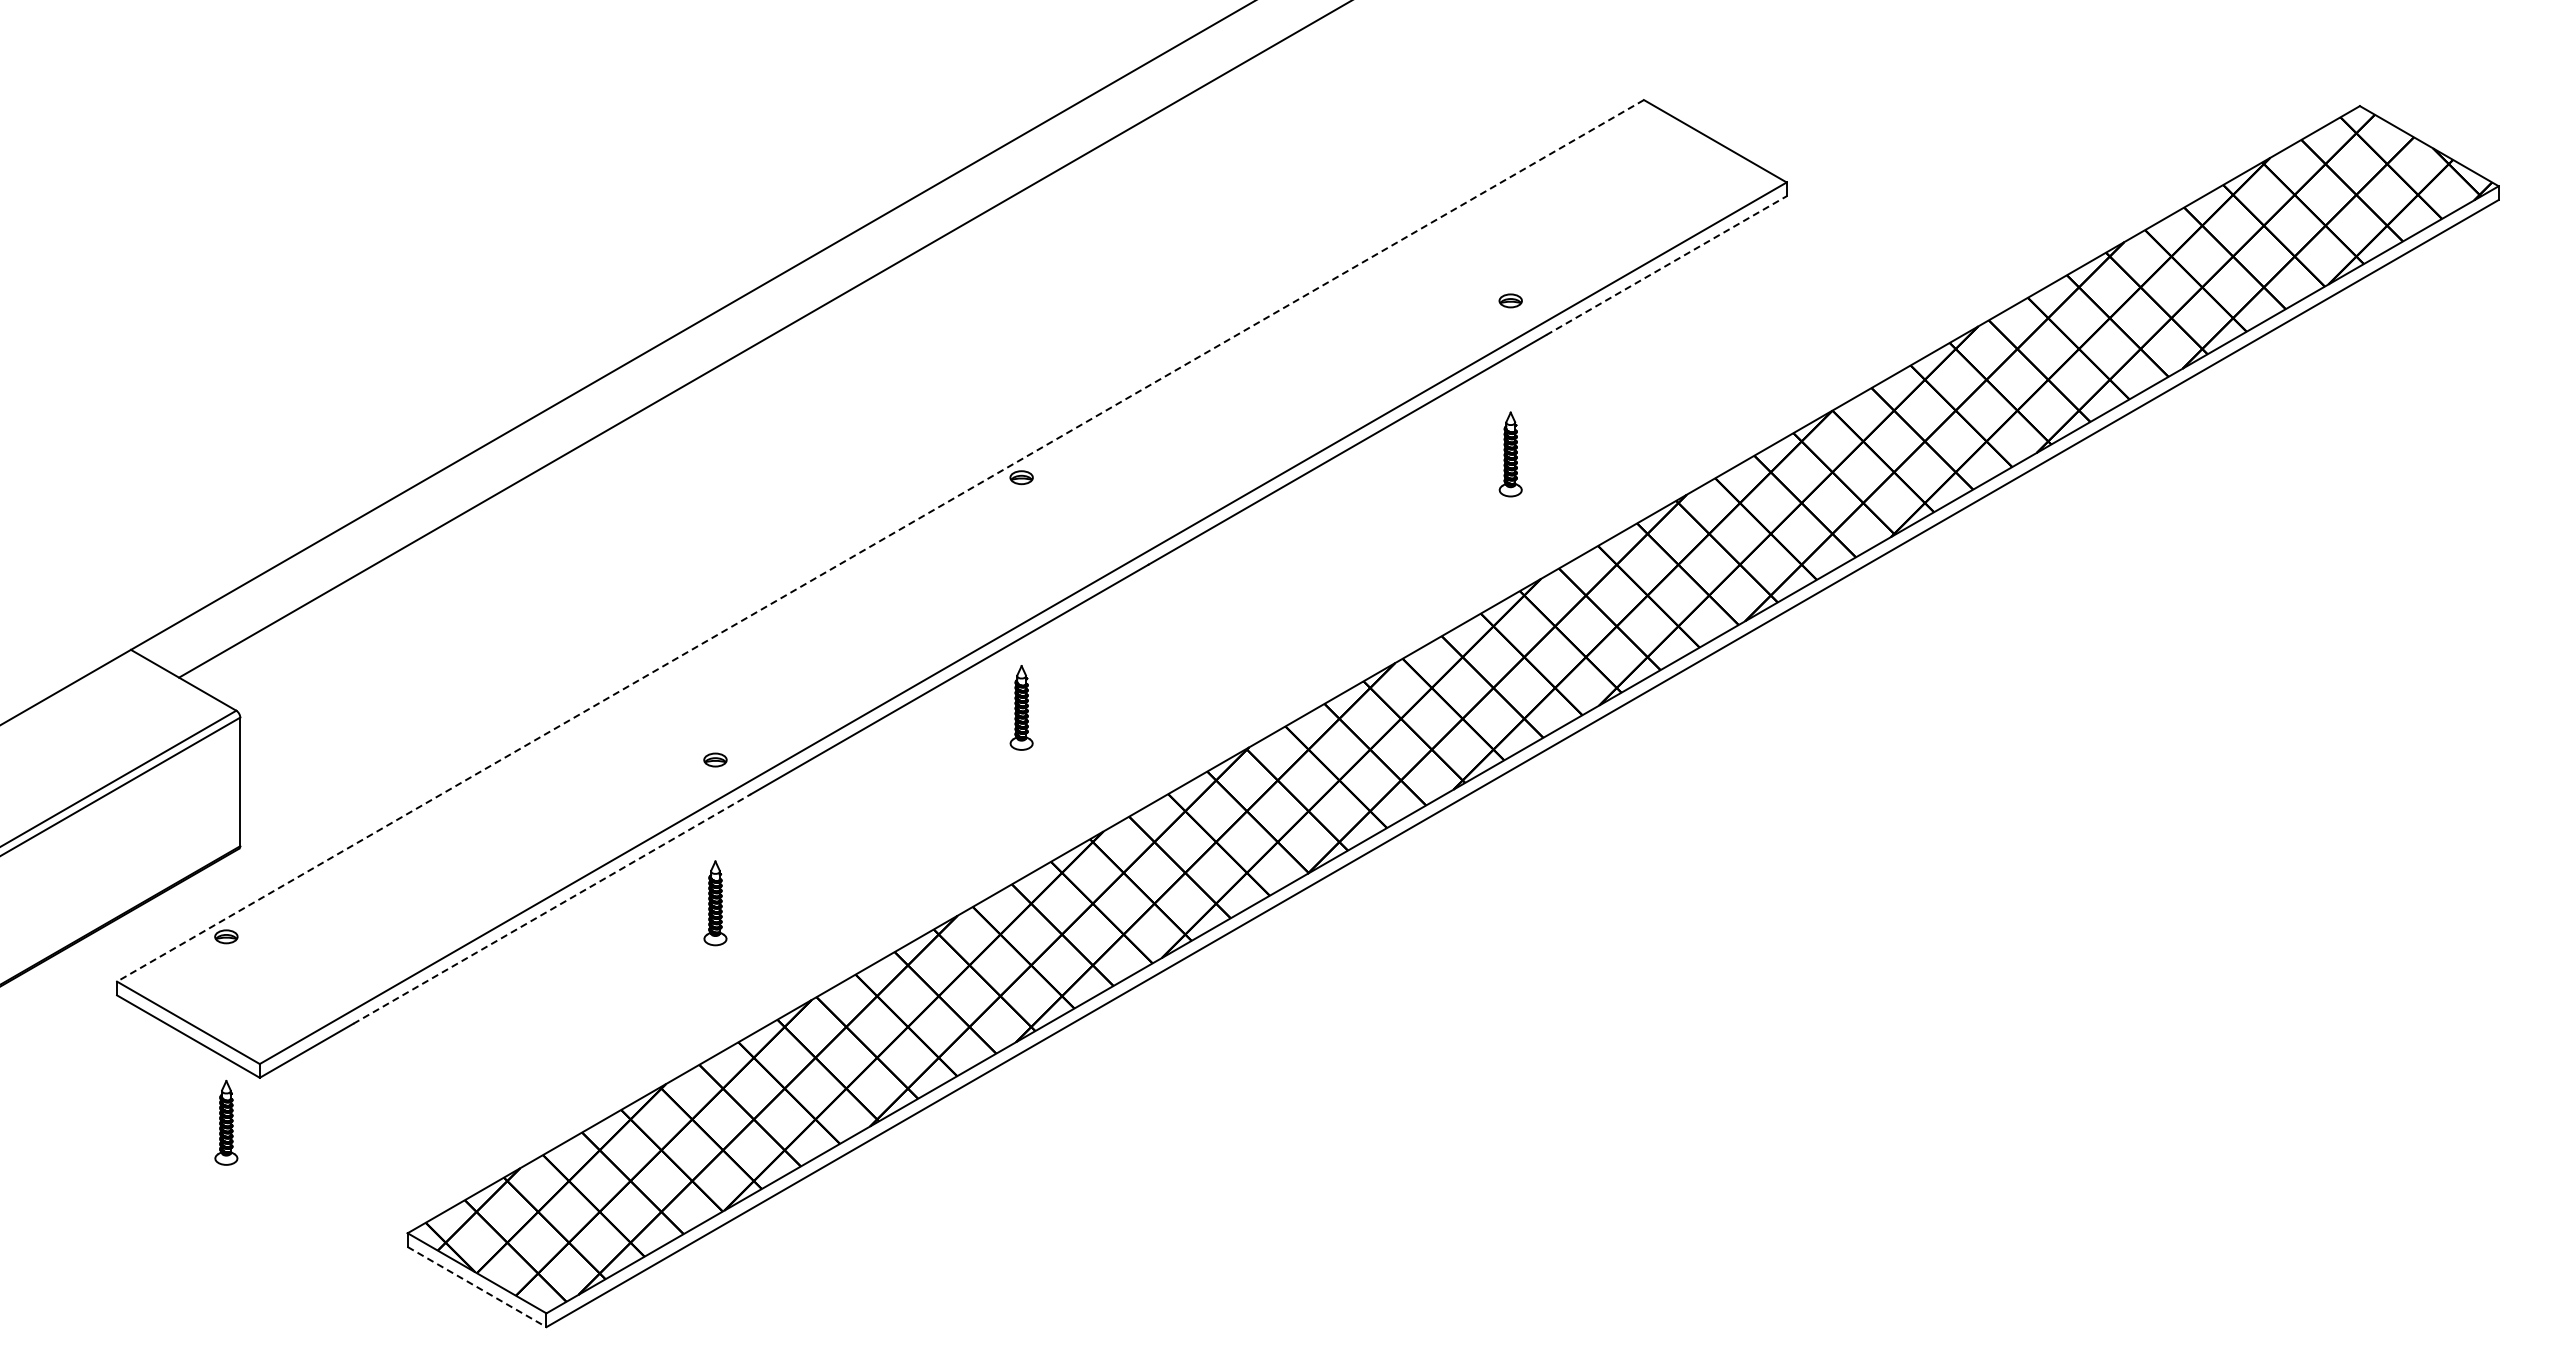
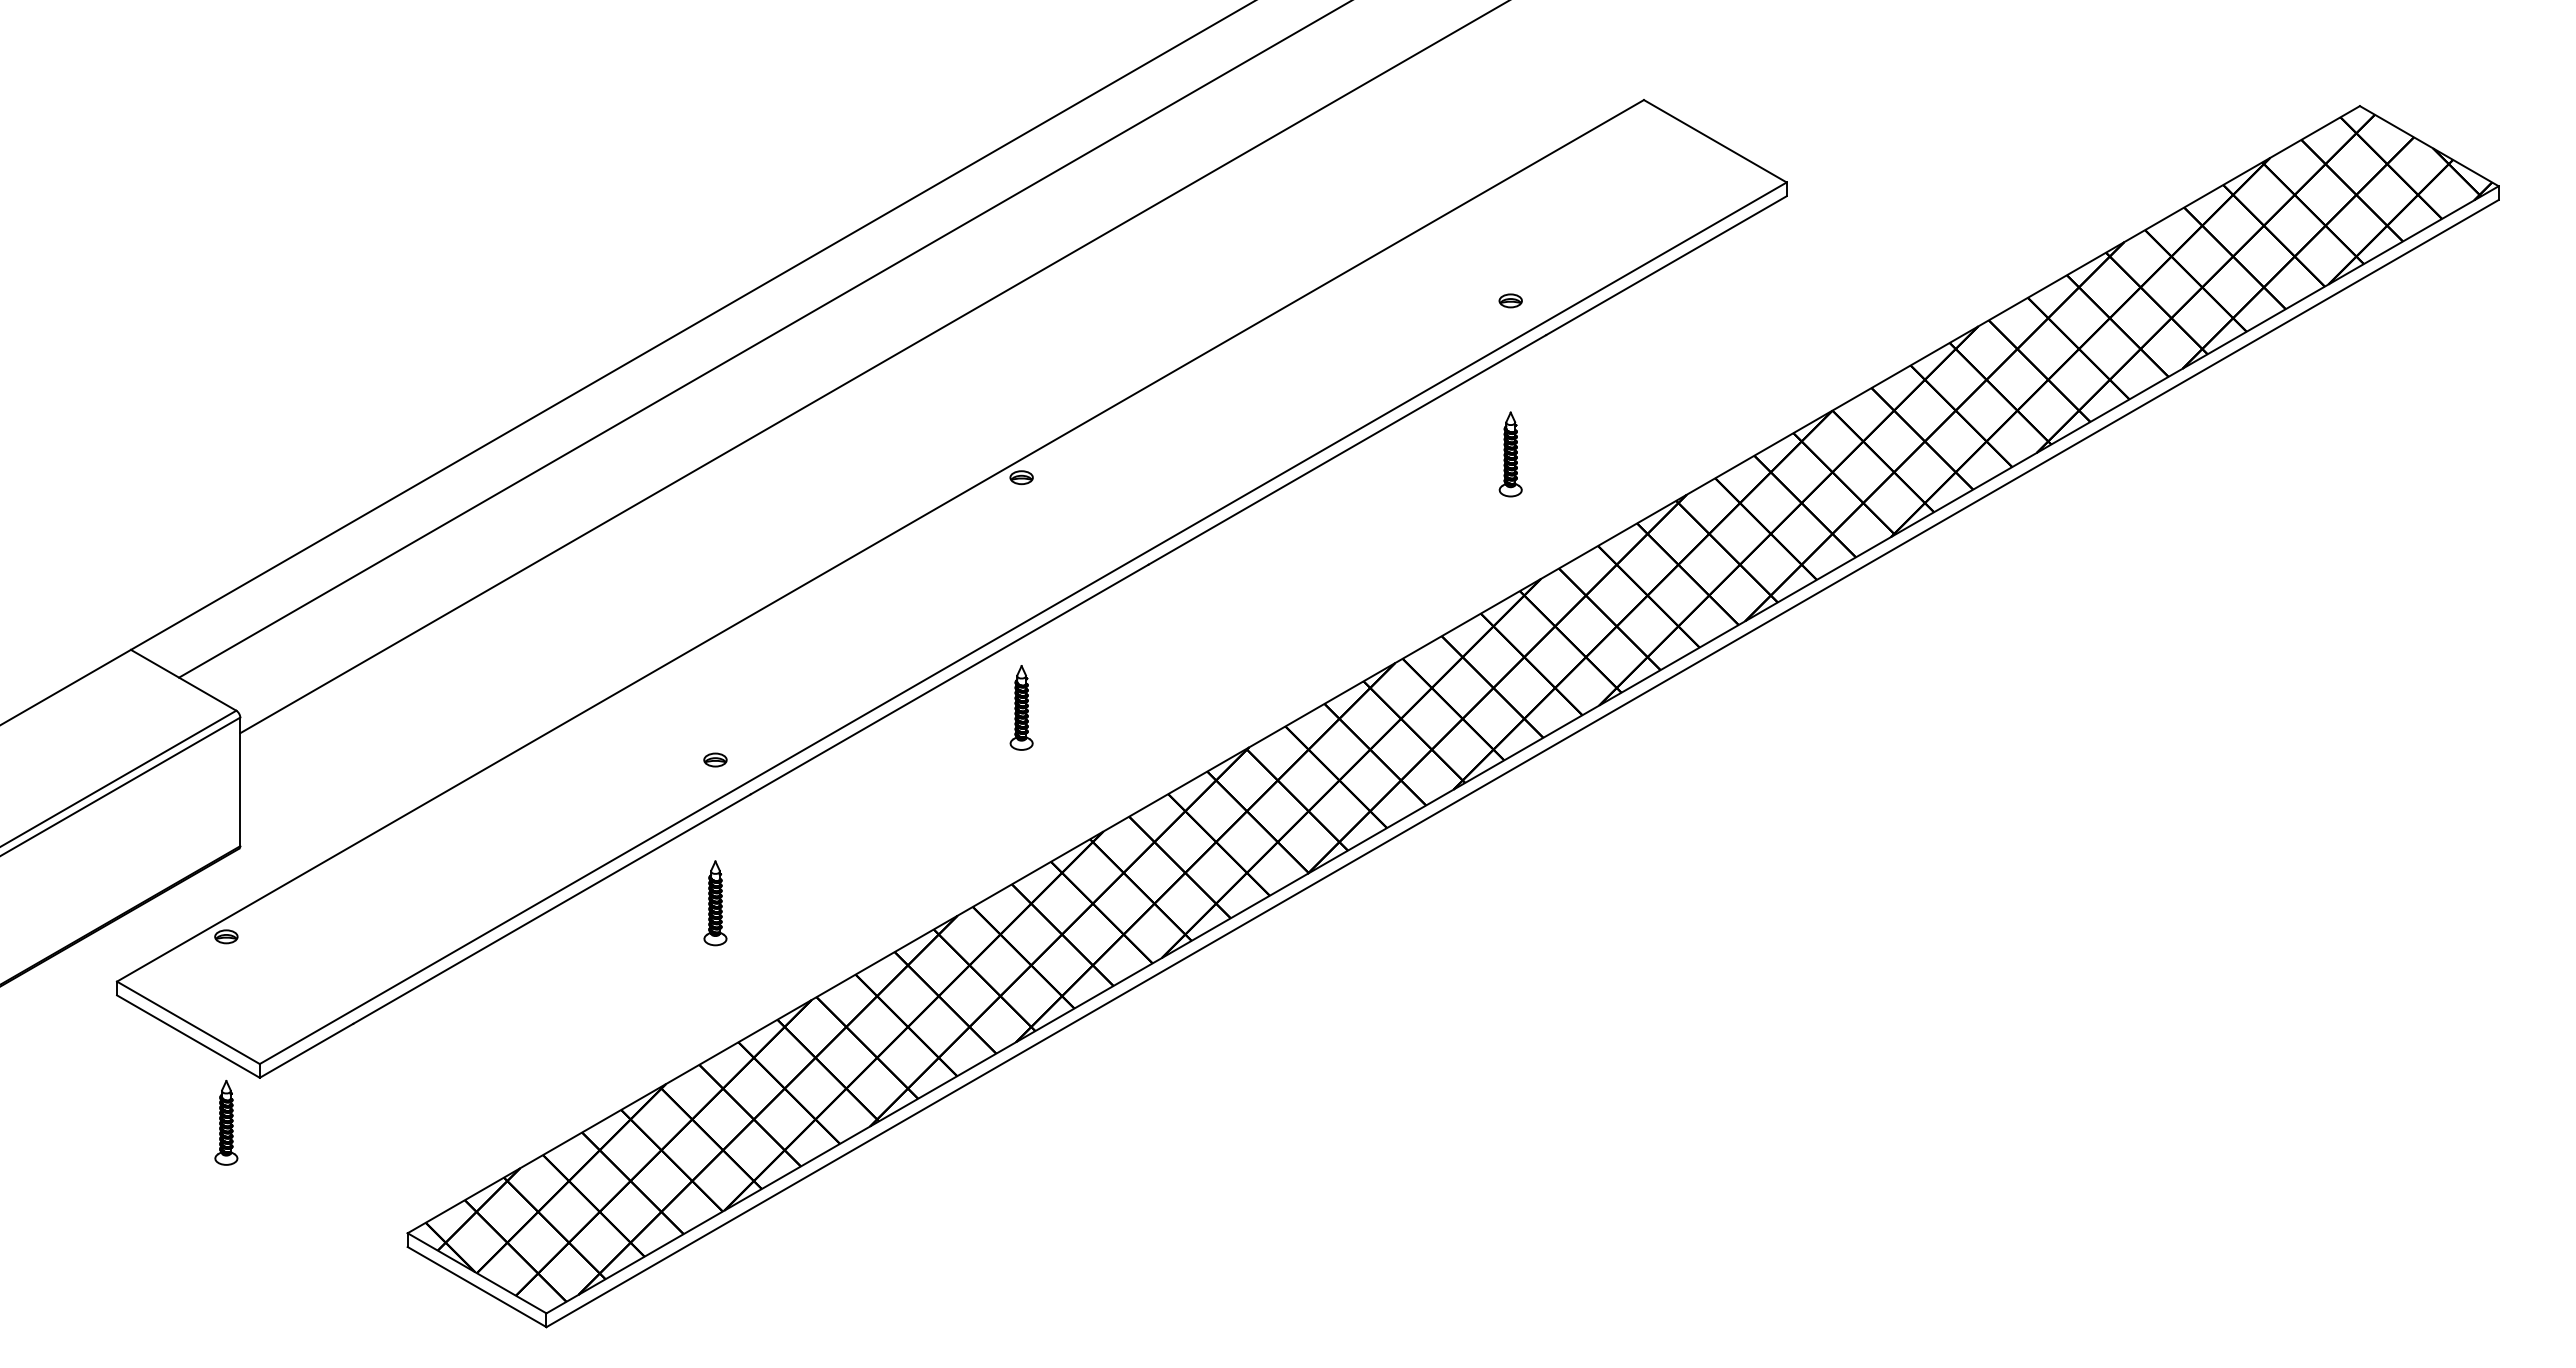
line: dashed -> solid (1666, 265)
line: none -> present (873, 367)
line: dashed -> solid (880, 540)
line: dashed -> solid (552, 909)
line: dashed -> solid (477, 1287)
